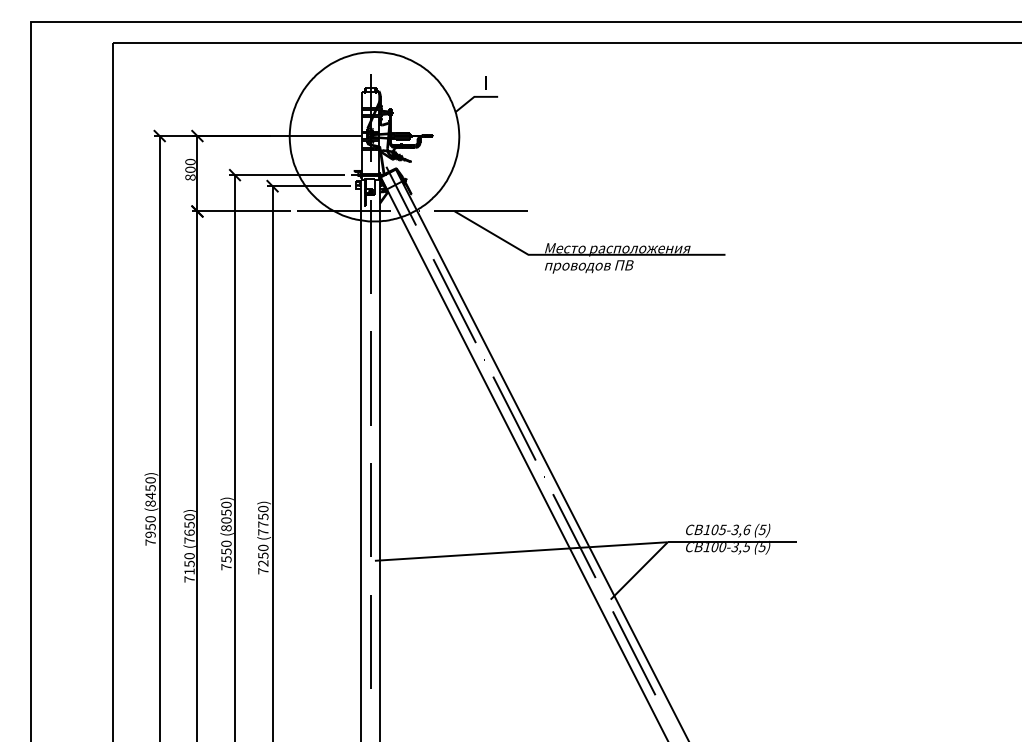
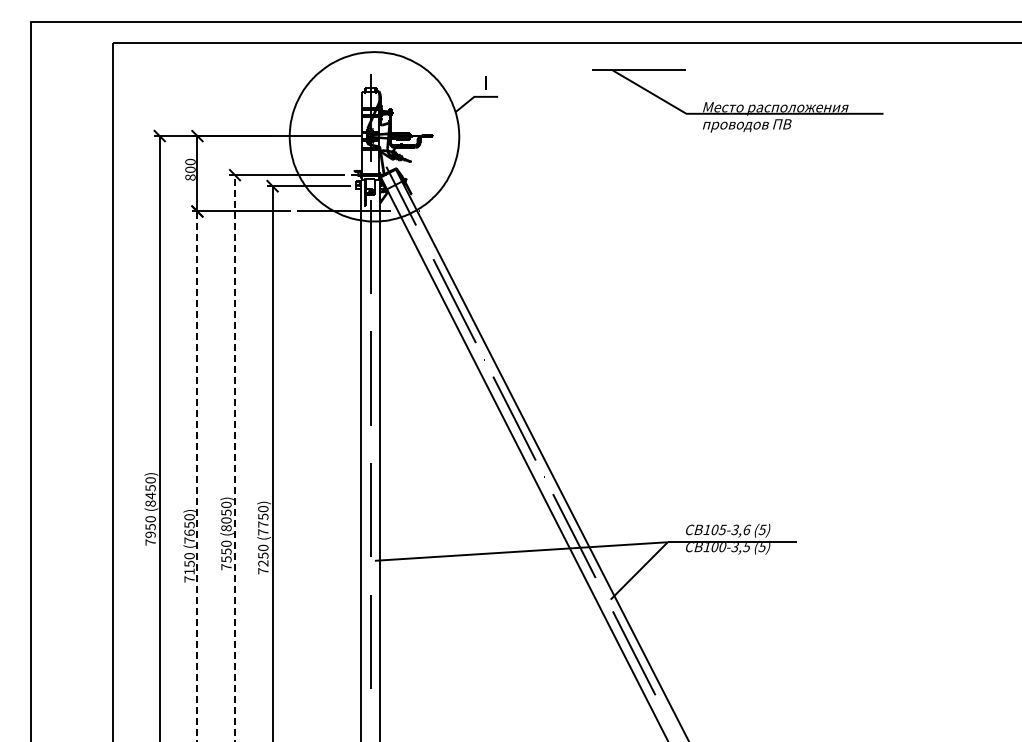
part position: (579, 241) -> (737, 100) (737, 100)
line: solid -> dashed (235, 457)
line: solid -> dashed (197, 476)
